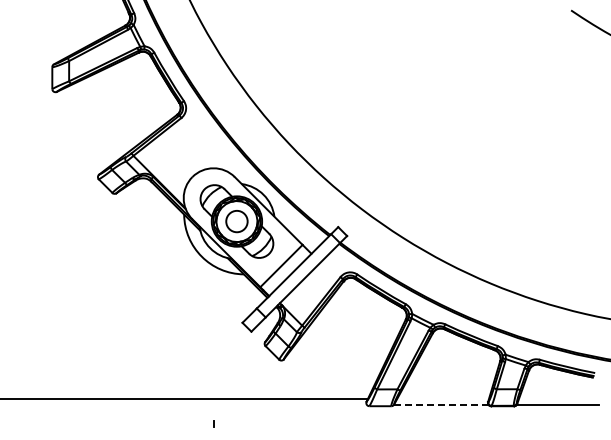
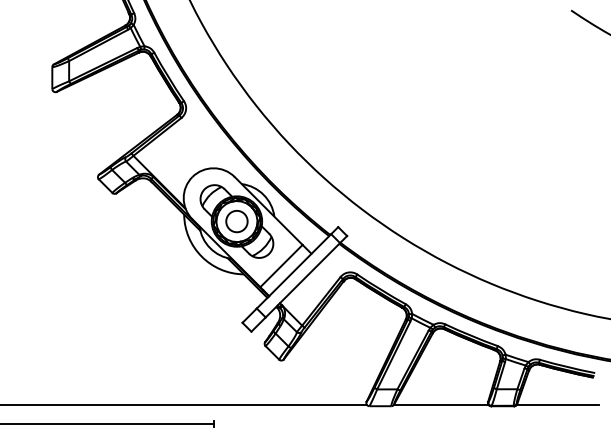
line position: (184, 398) -> (184, 404) (184, 404)
line: dashed -> solid (441, 404)
line: none -> present (108, 423)
